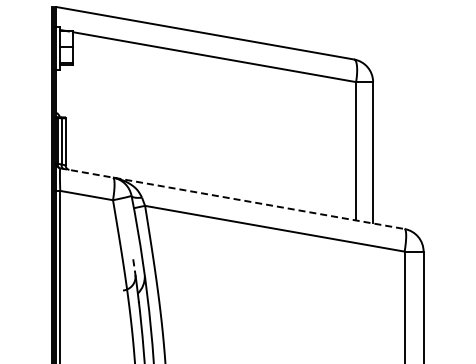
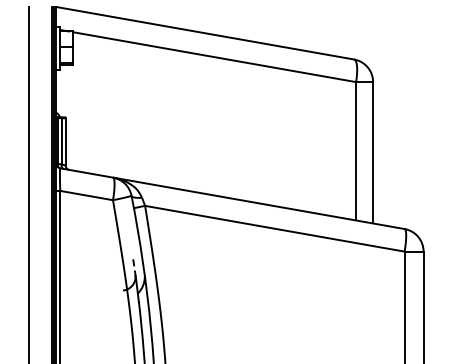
line: none -> present (29, 183)
line: dashed -> solid (232, 198)
